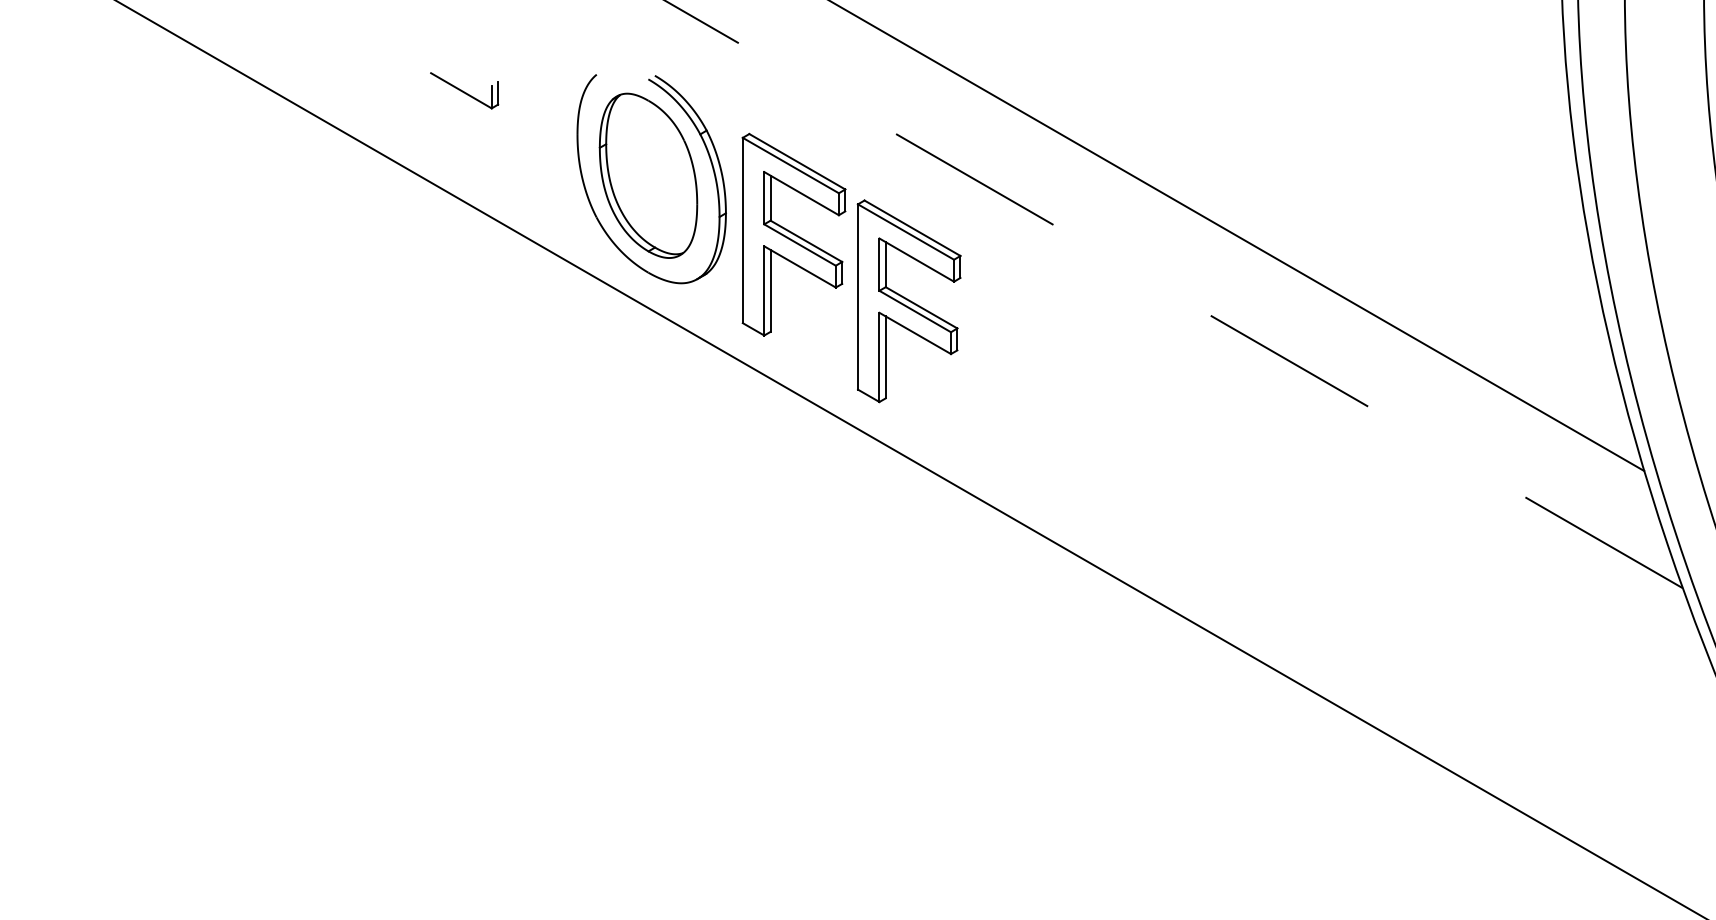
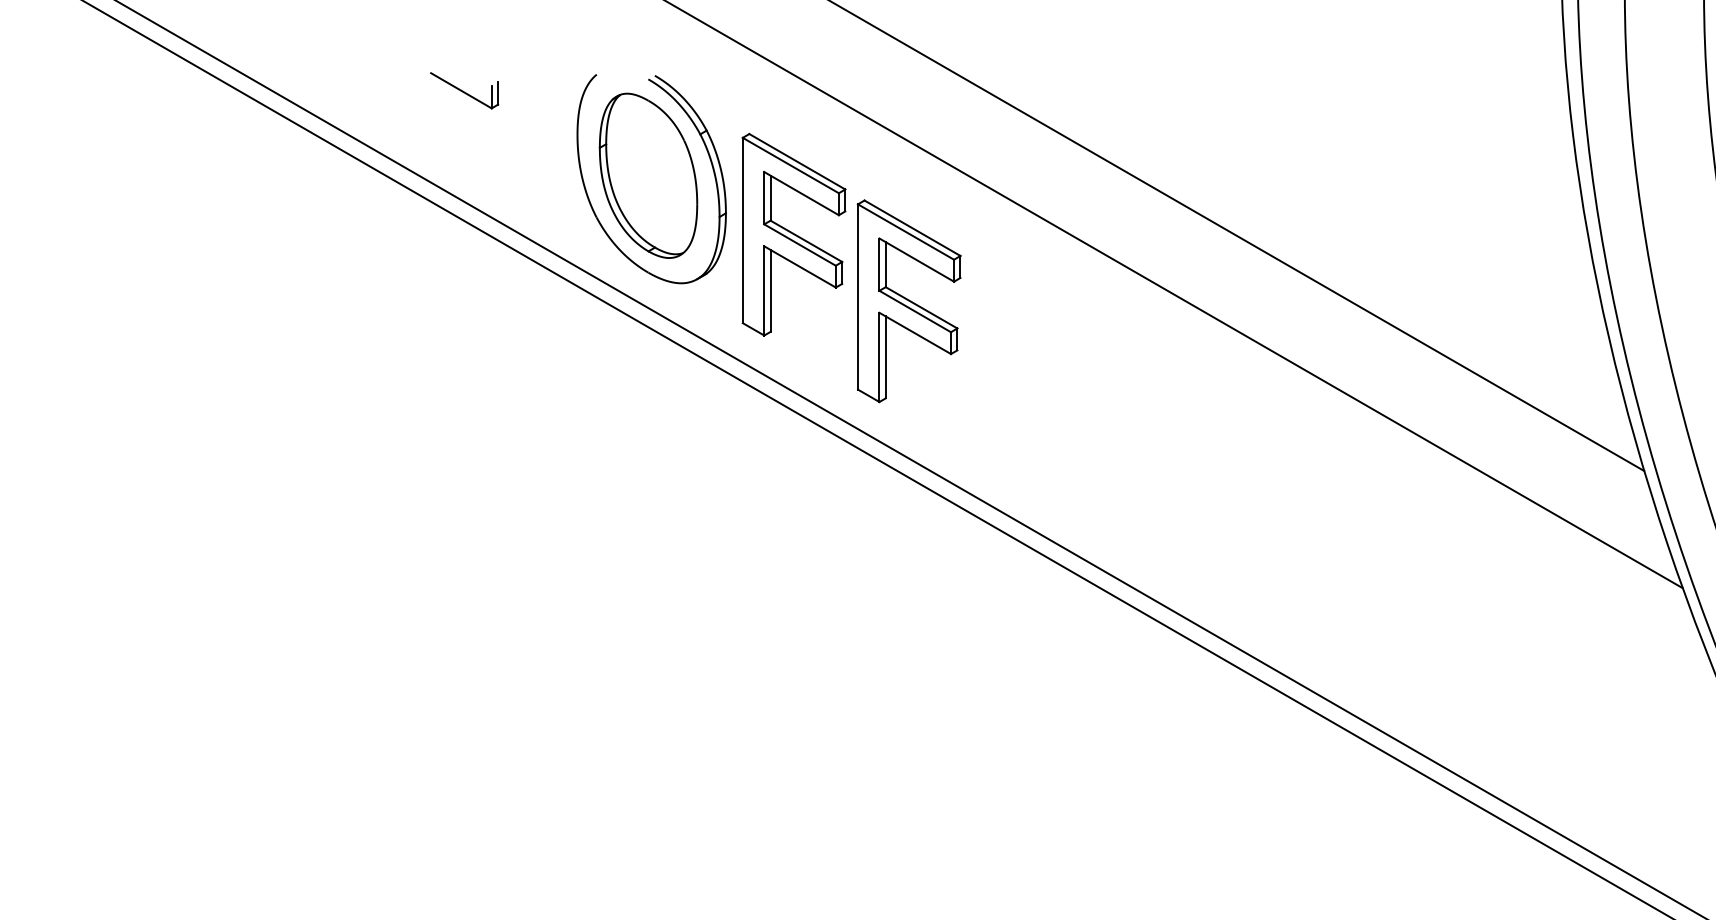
line: dashed -> solid (1172, 293)
line: none -> present (877, 459)
